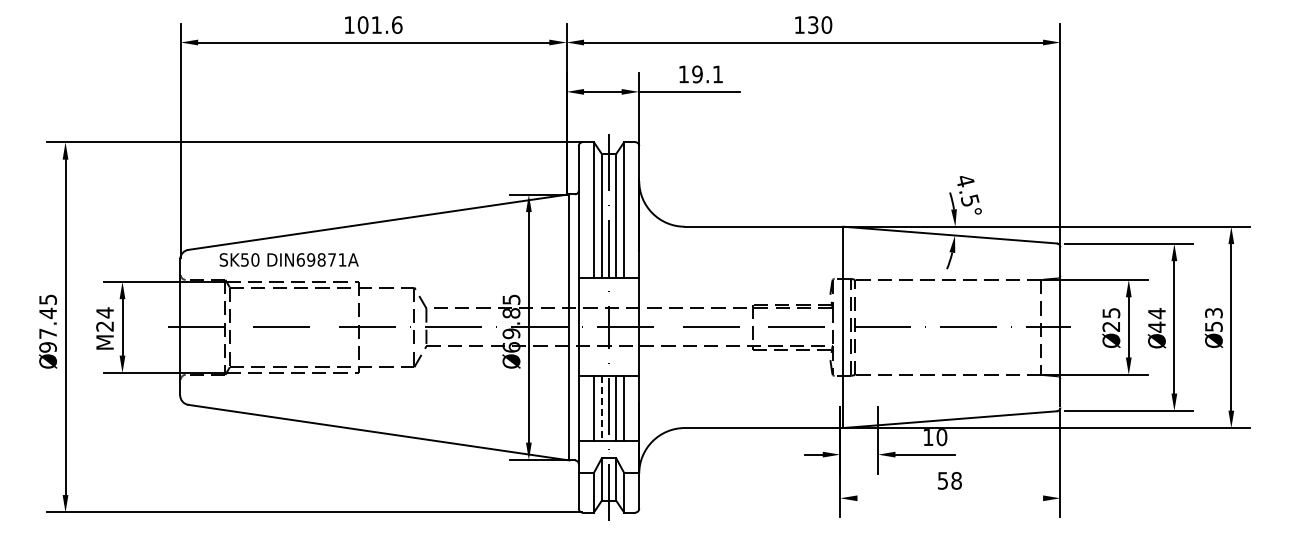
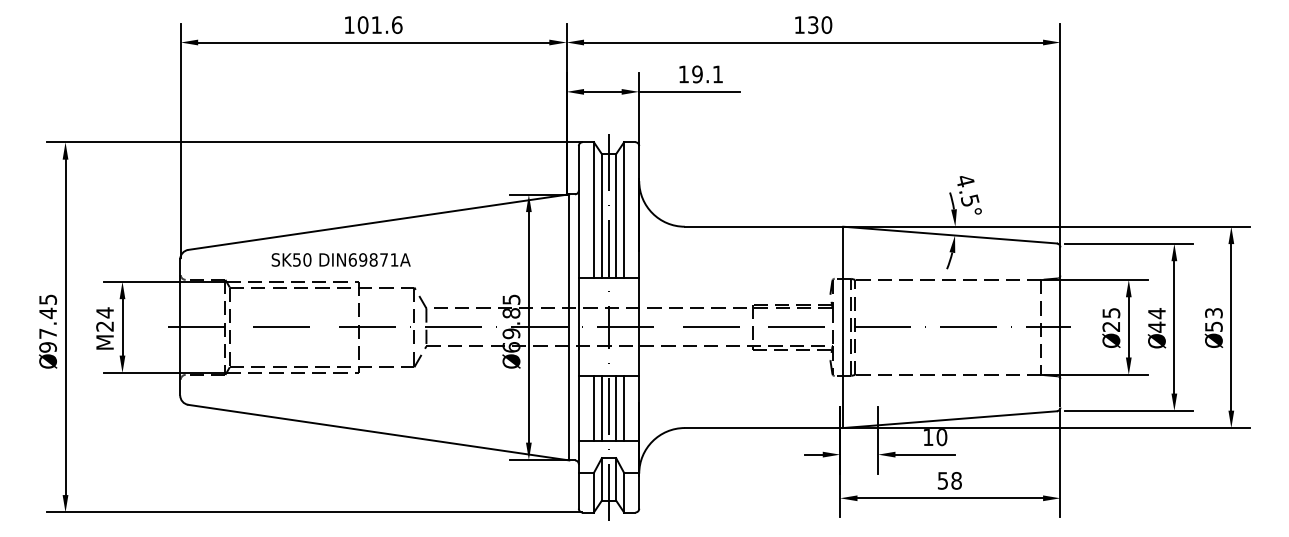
text position: (288, 259) -> (340, 259) (340, 259)
line: dashed -> solid (601, 408)
line: none -> present (950, 498)
